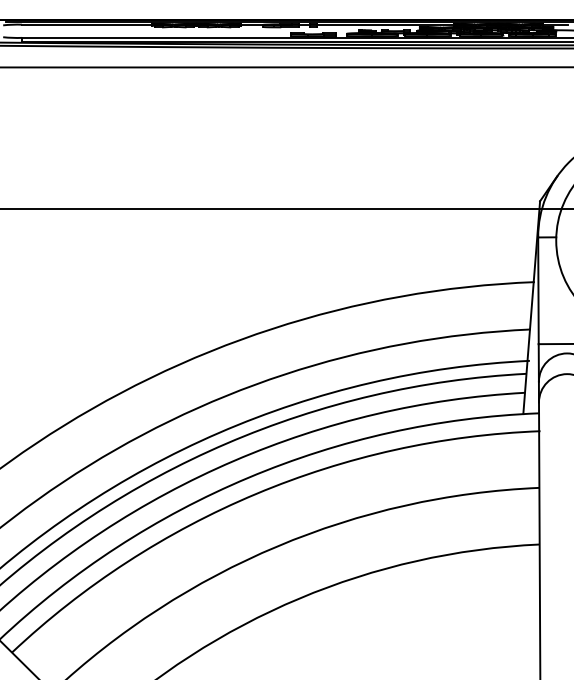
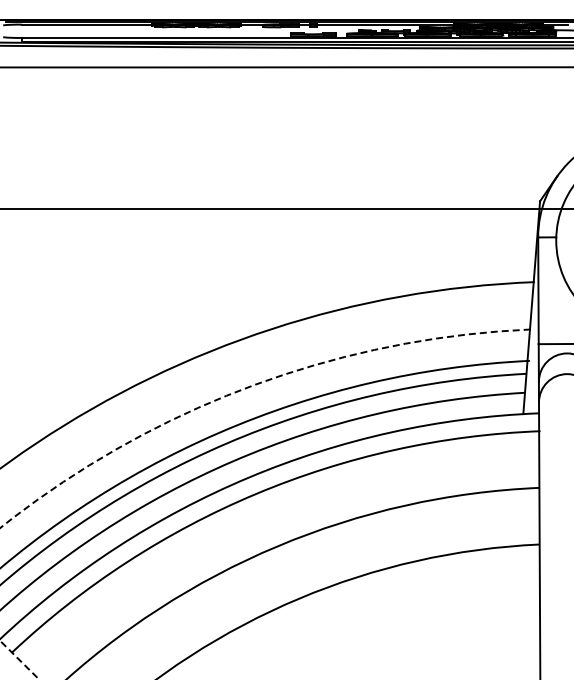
arc: solid -> dashed (253, 385)
line: solid -> dashed (19, 659)
